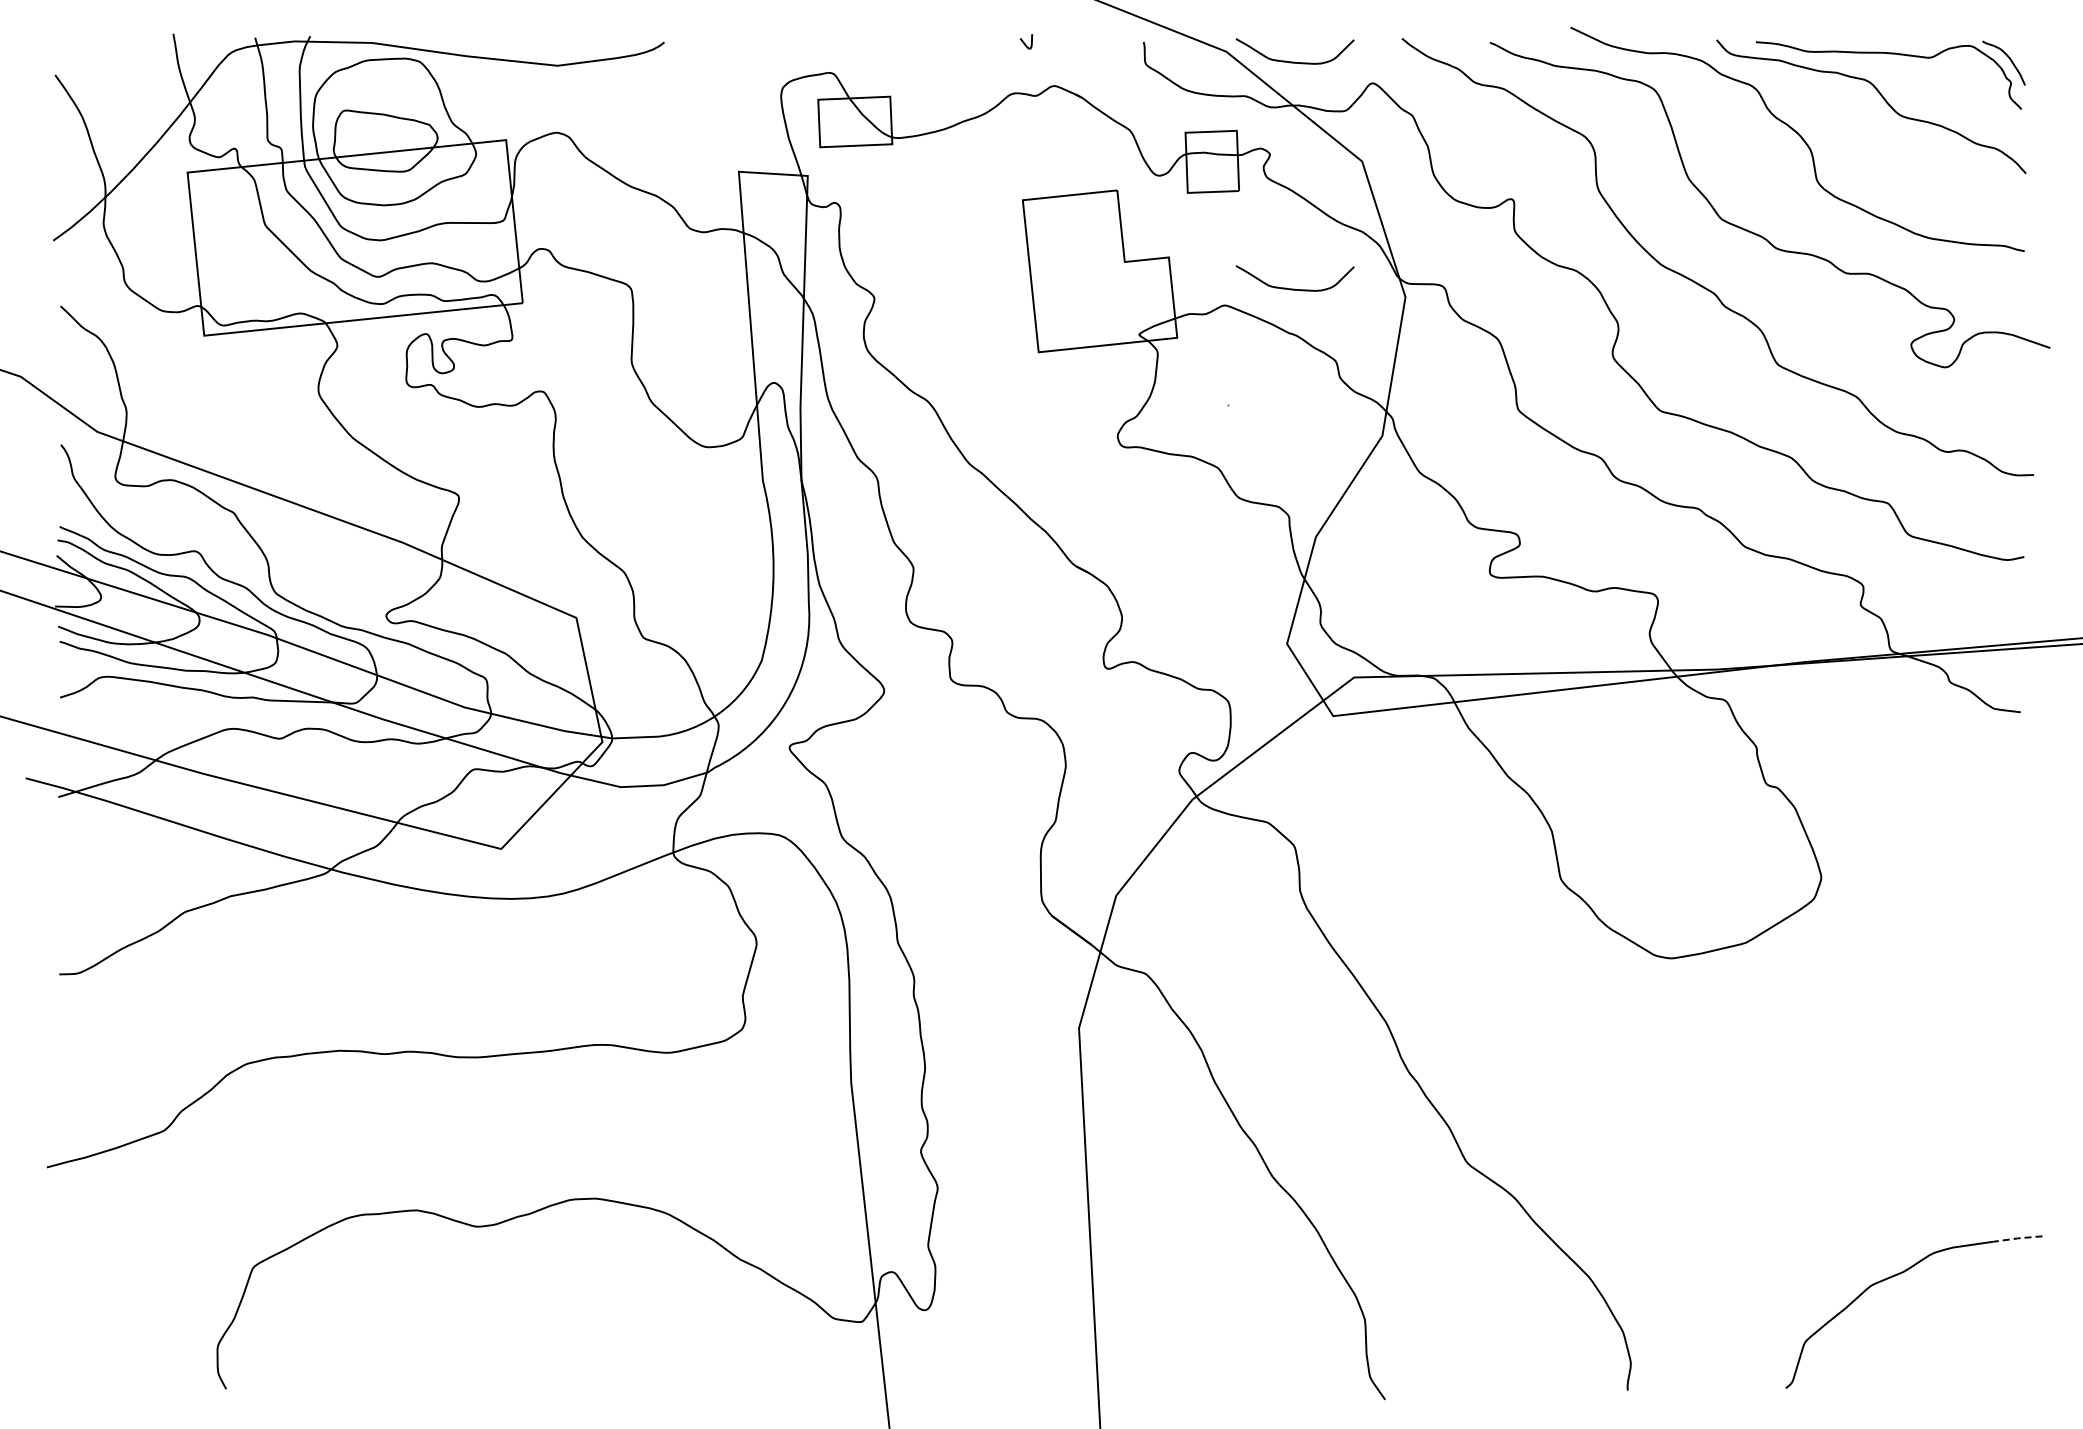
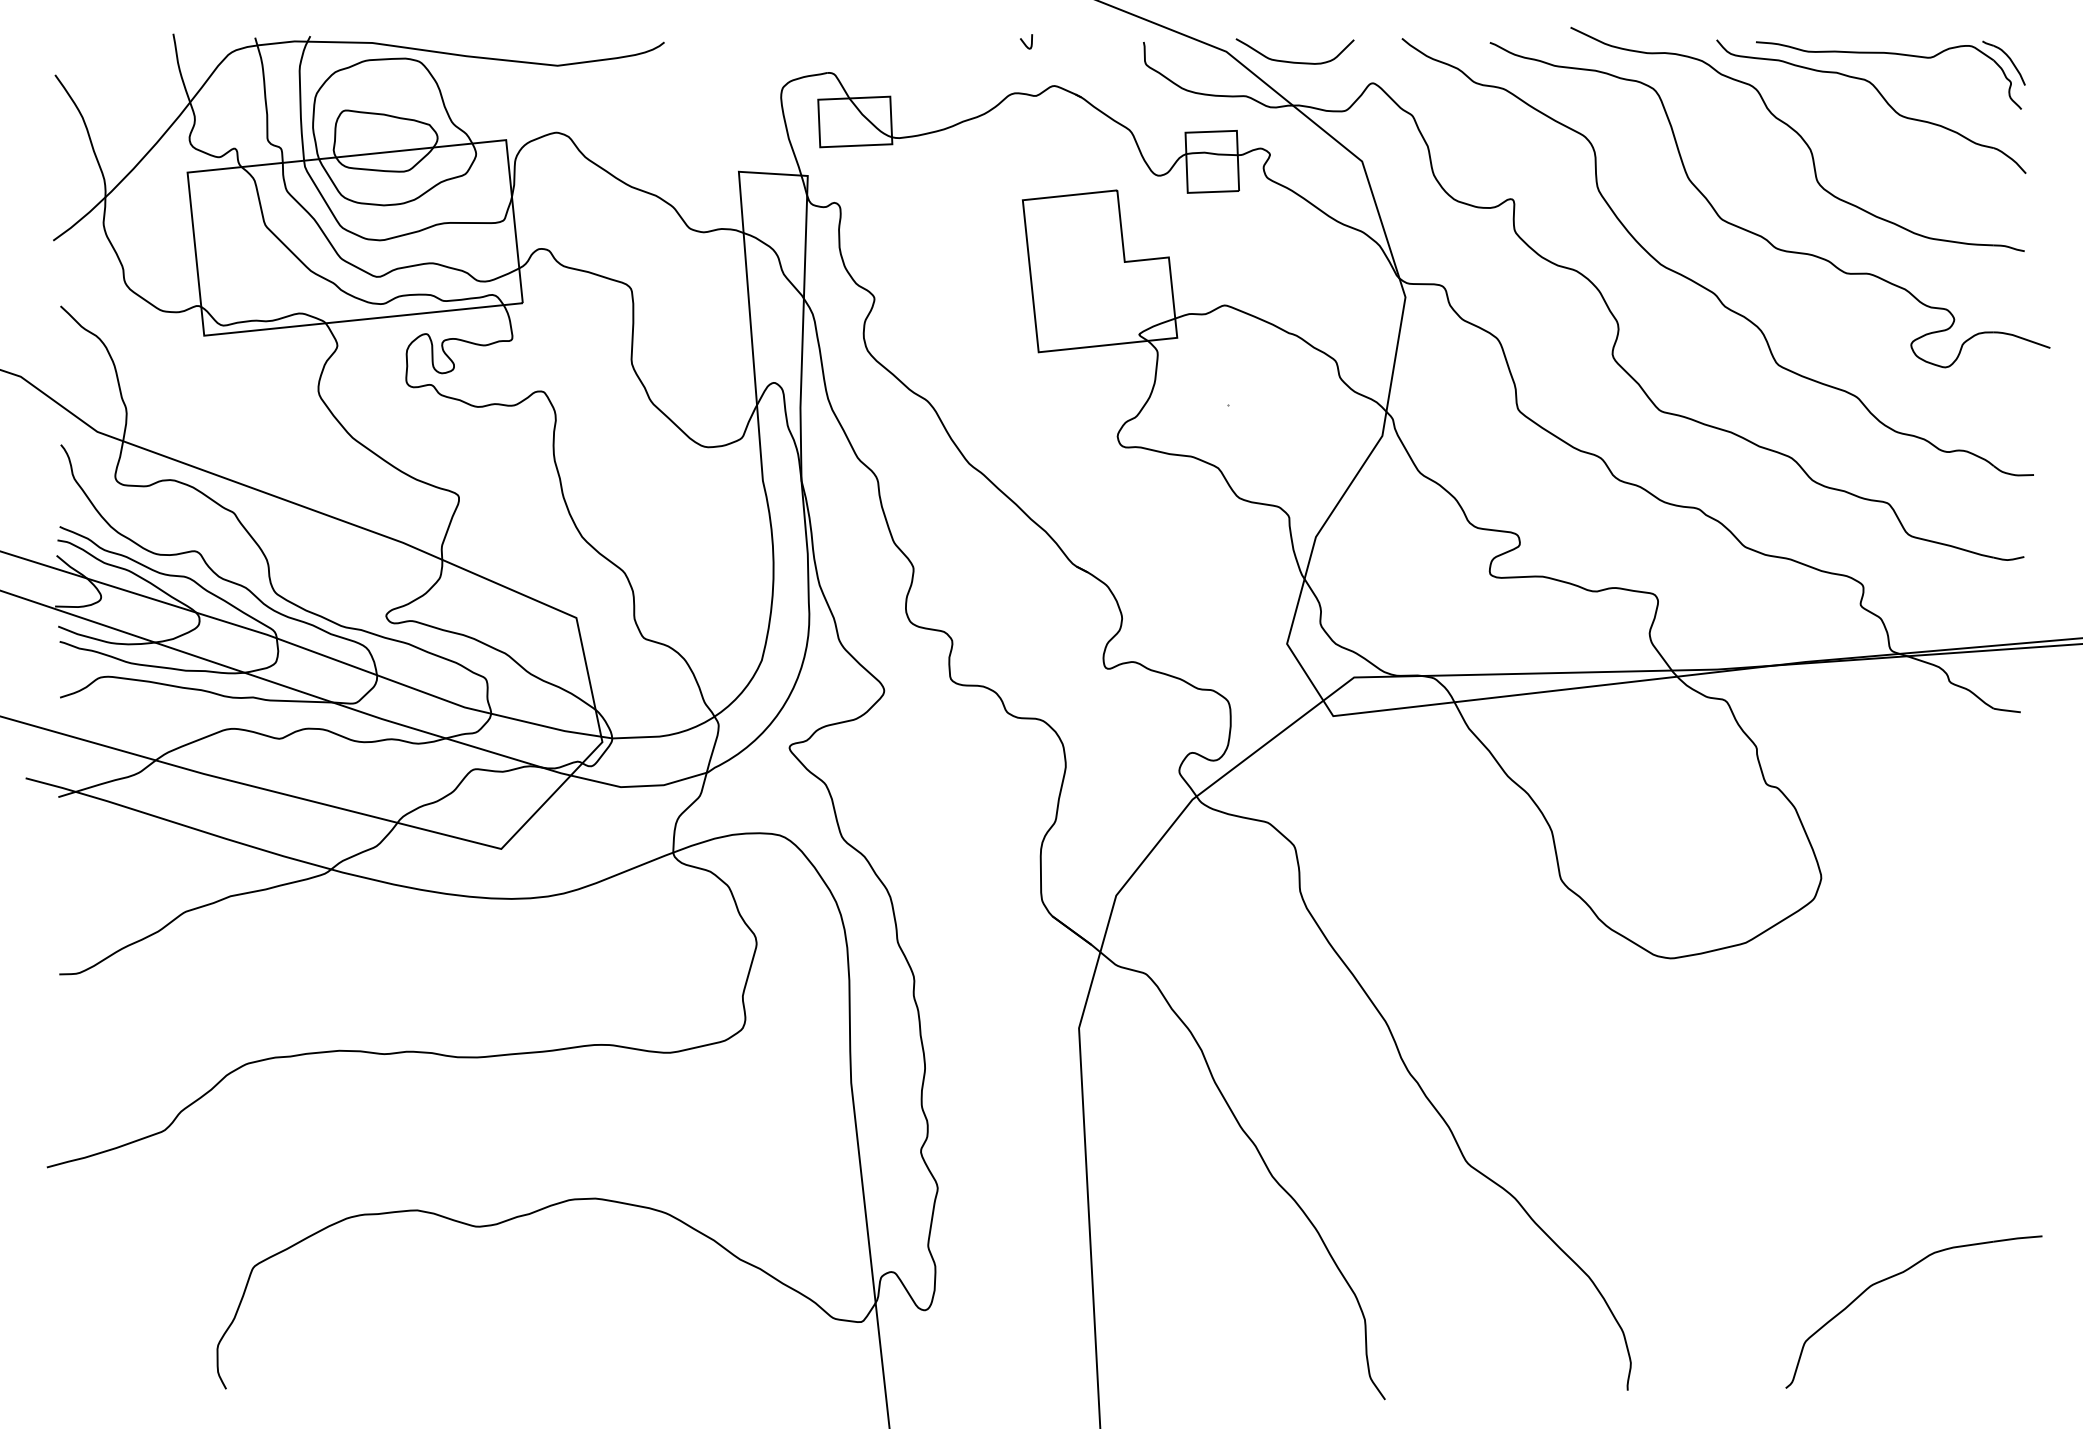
curve: present -> none (1294, 288)
line: dashed -> solid (2017, 1238)
